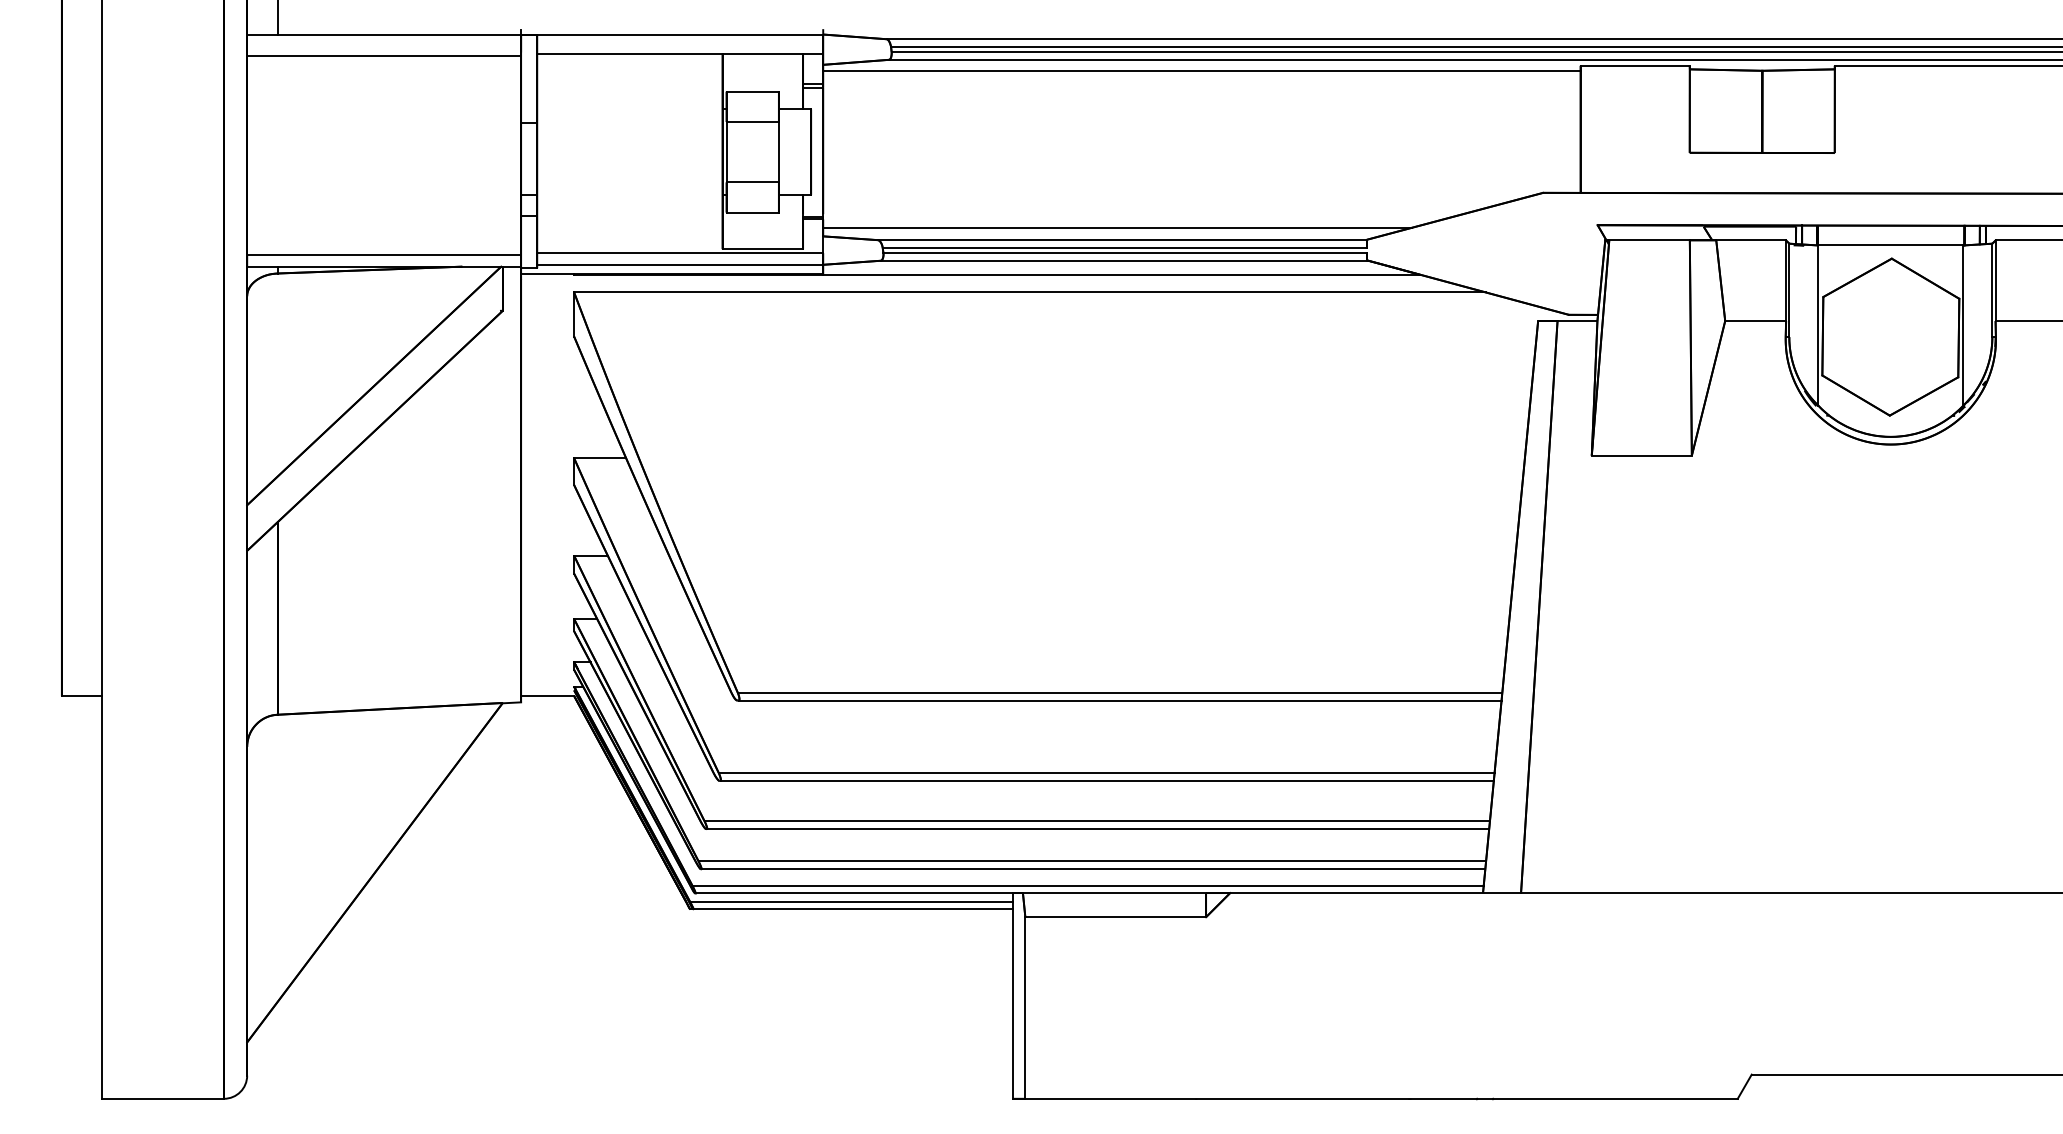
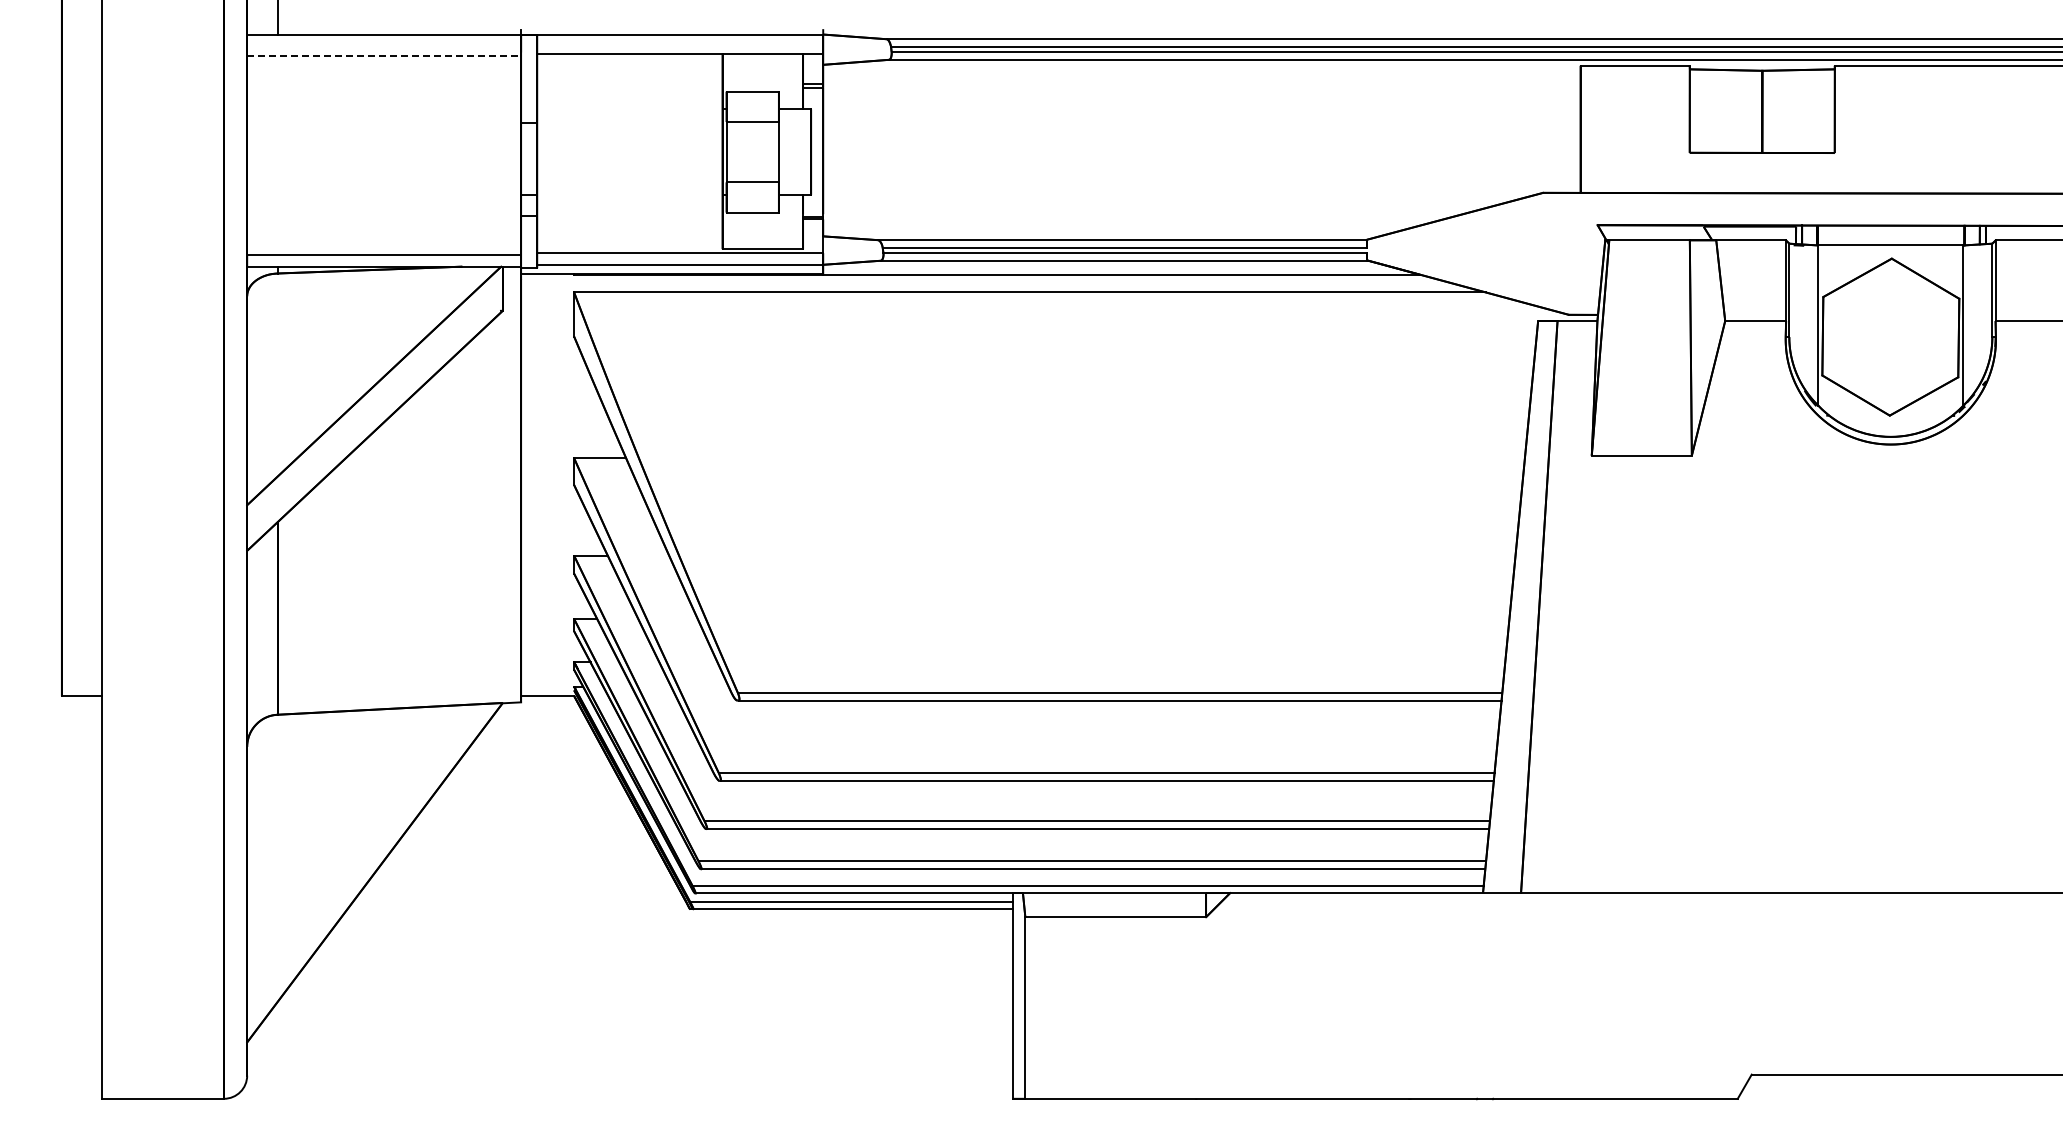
line: solid -> dashed (384, 55)
line: present -> none (1201, 70)
line: present -> none (1117, 227)
